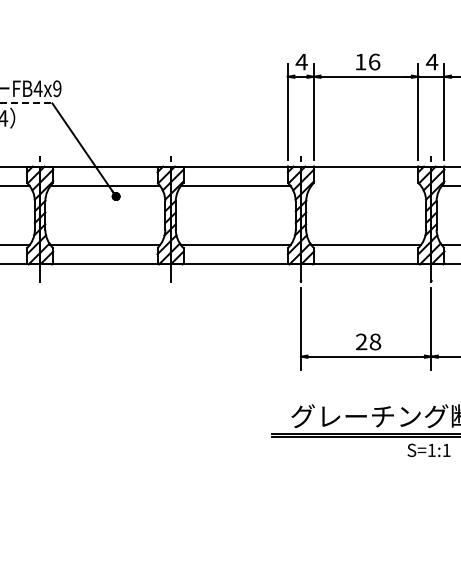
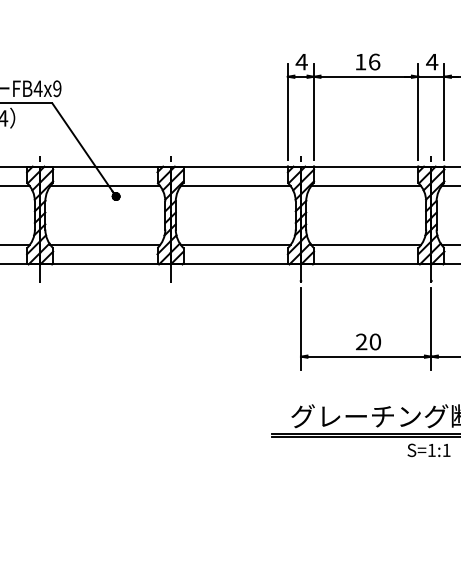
line: dashed -> solid (26, 103)
line: none -> present (366, 186)
text: 28 -> 20 (375, 342)
